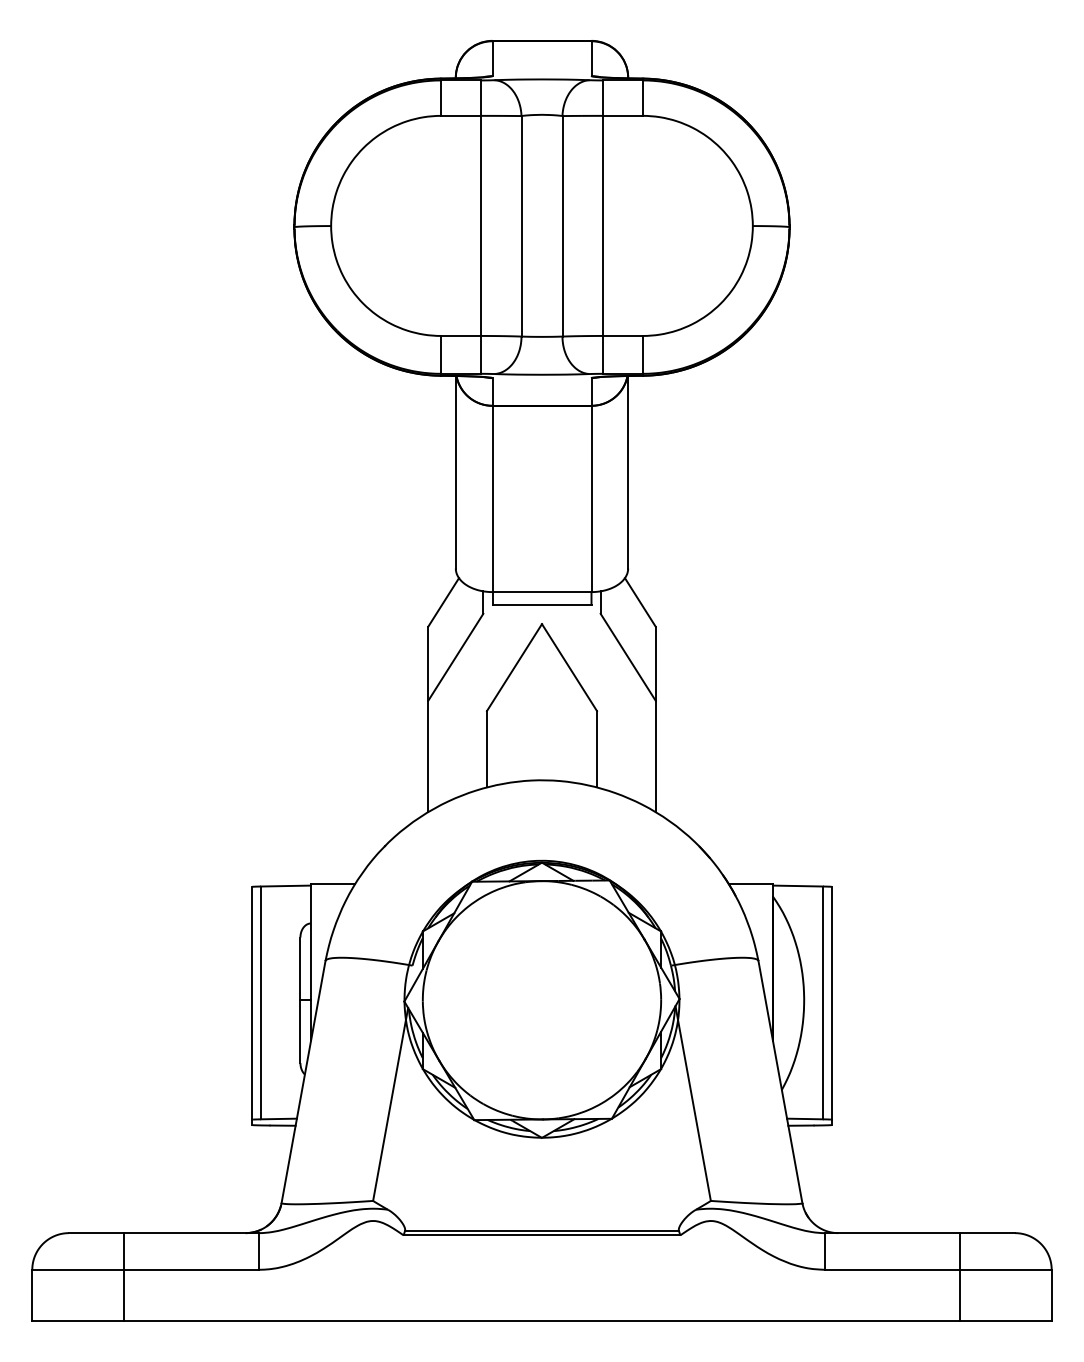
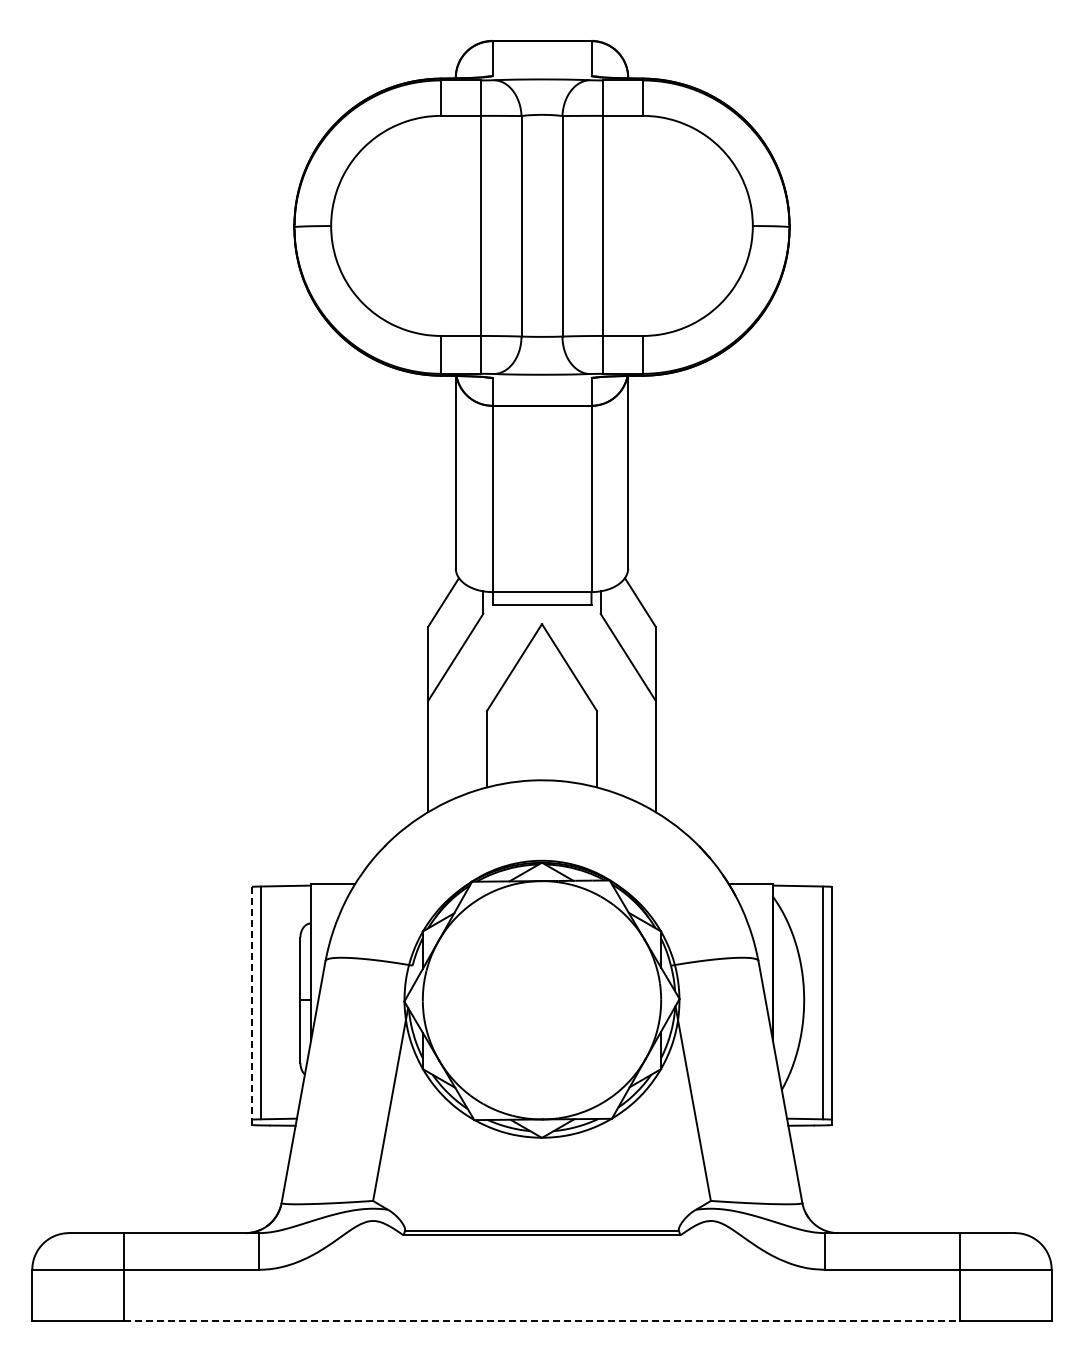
line: solid -> dashed (252, 1003)
line: solid -> dashed (542, 1321)
